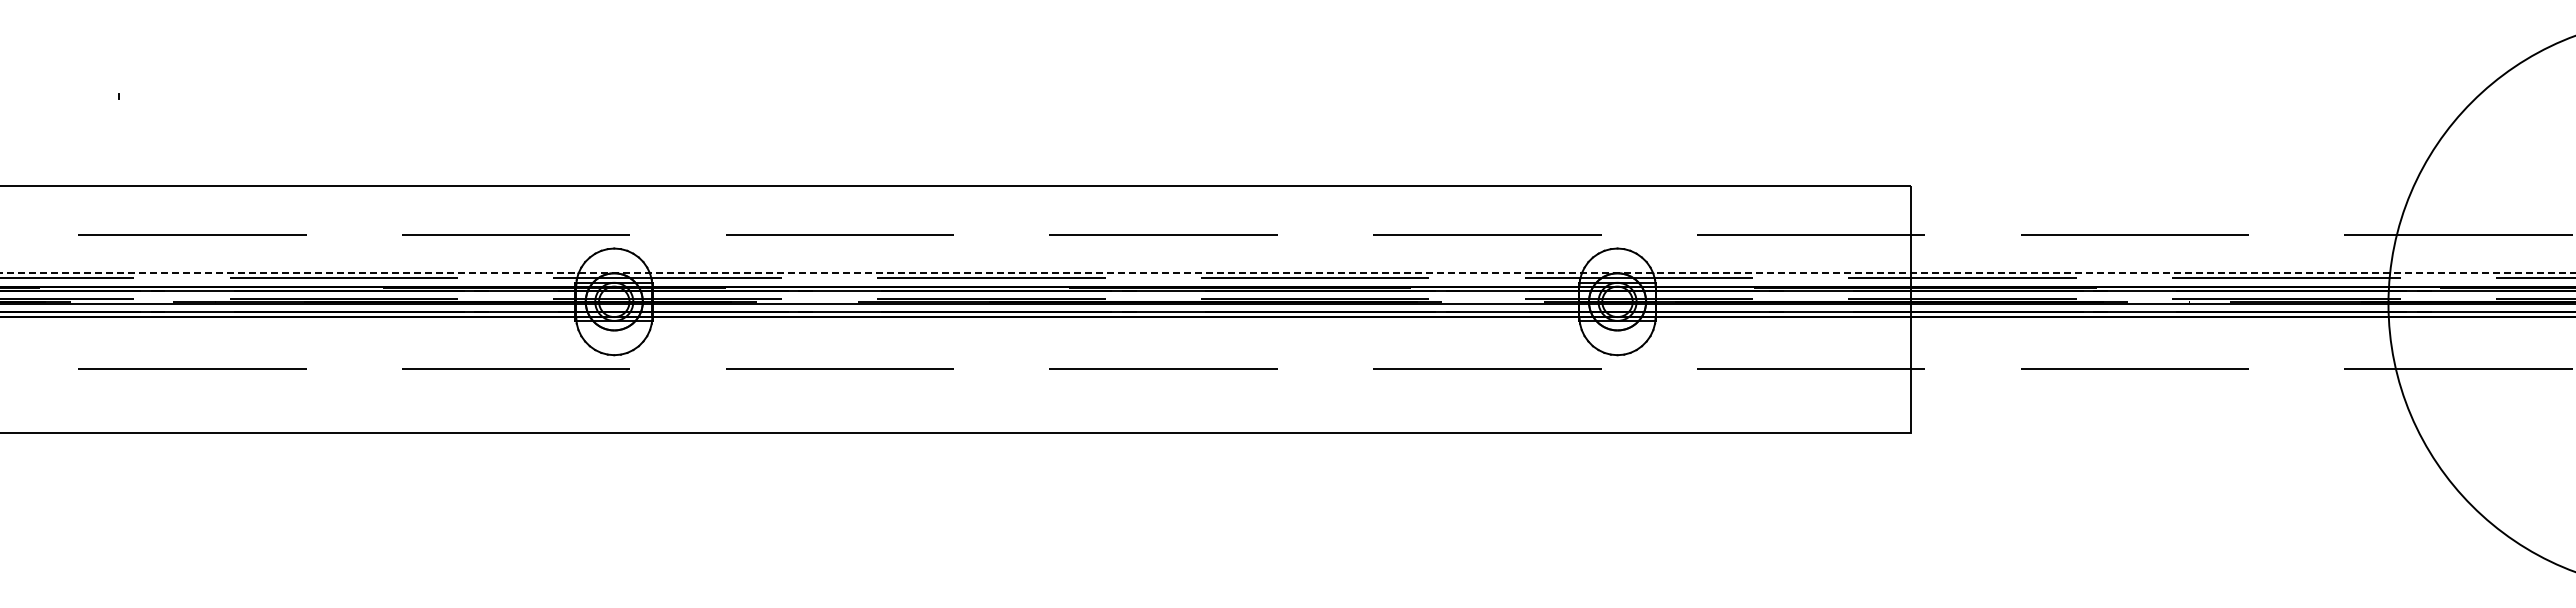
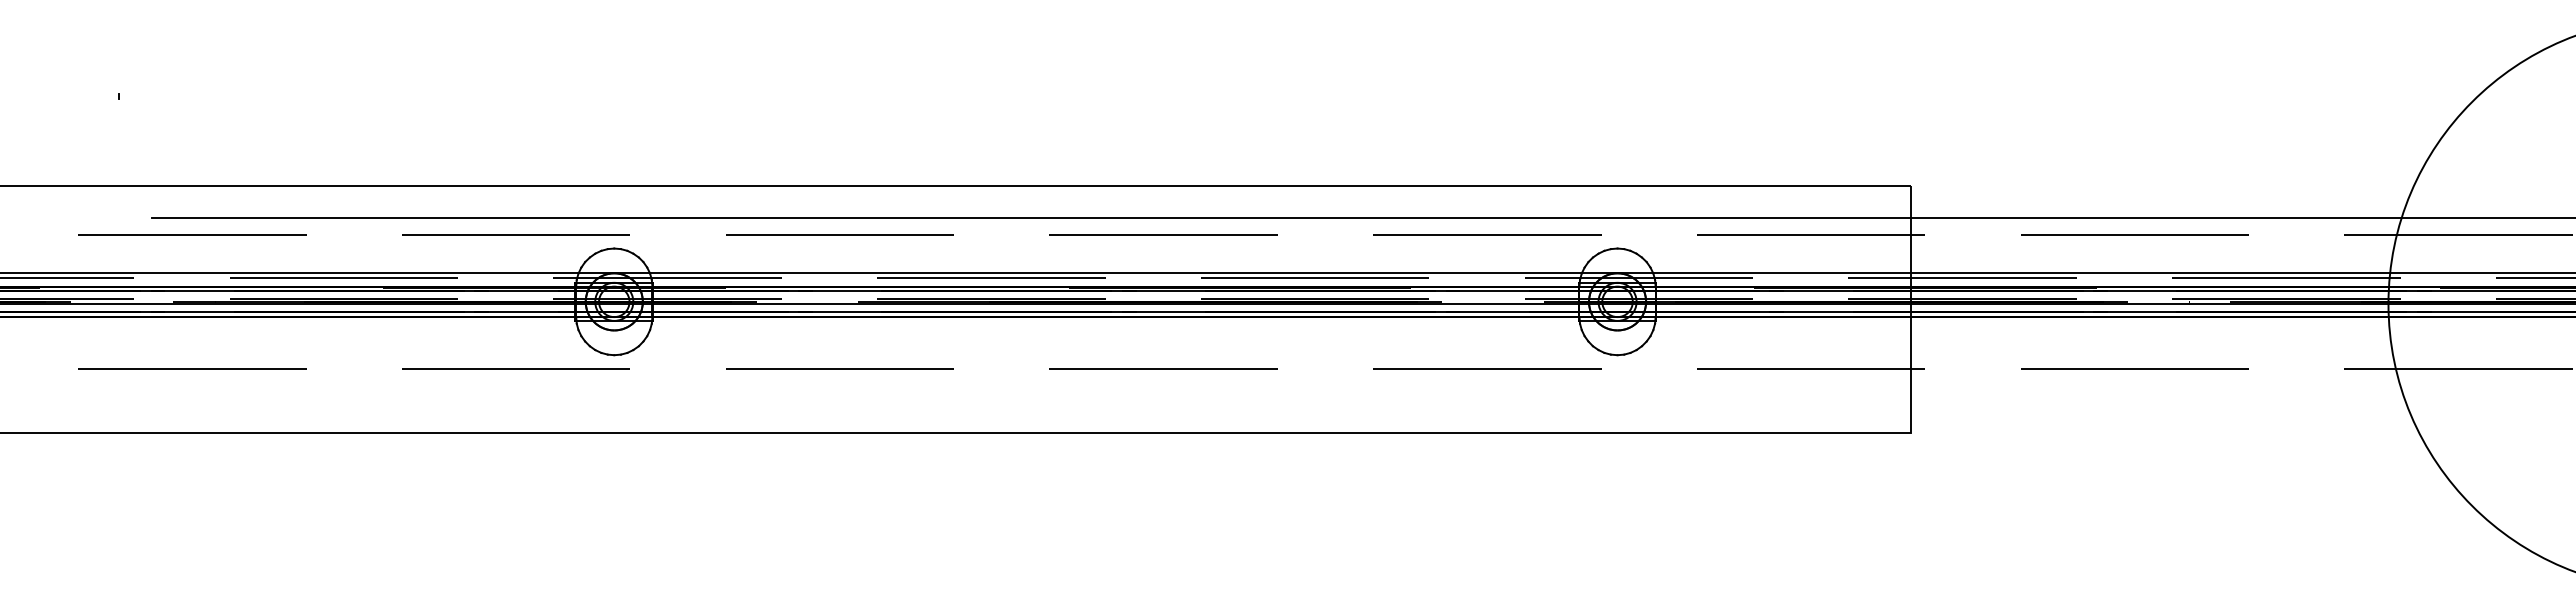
line: none -> present (1362, 217)
line: dashed -> solid (1287, 273)
